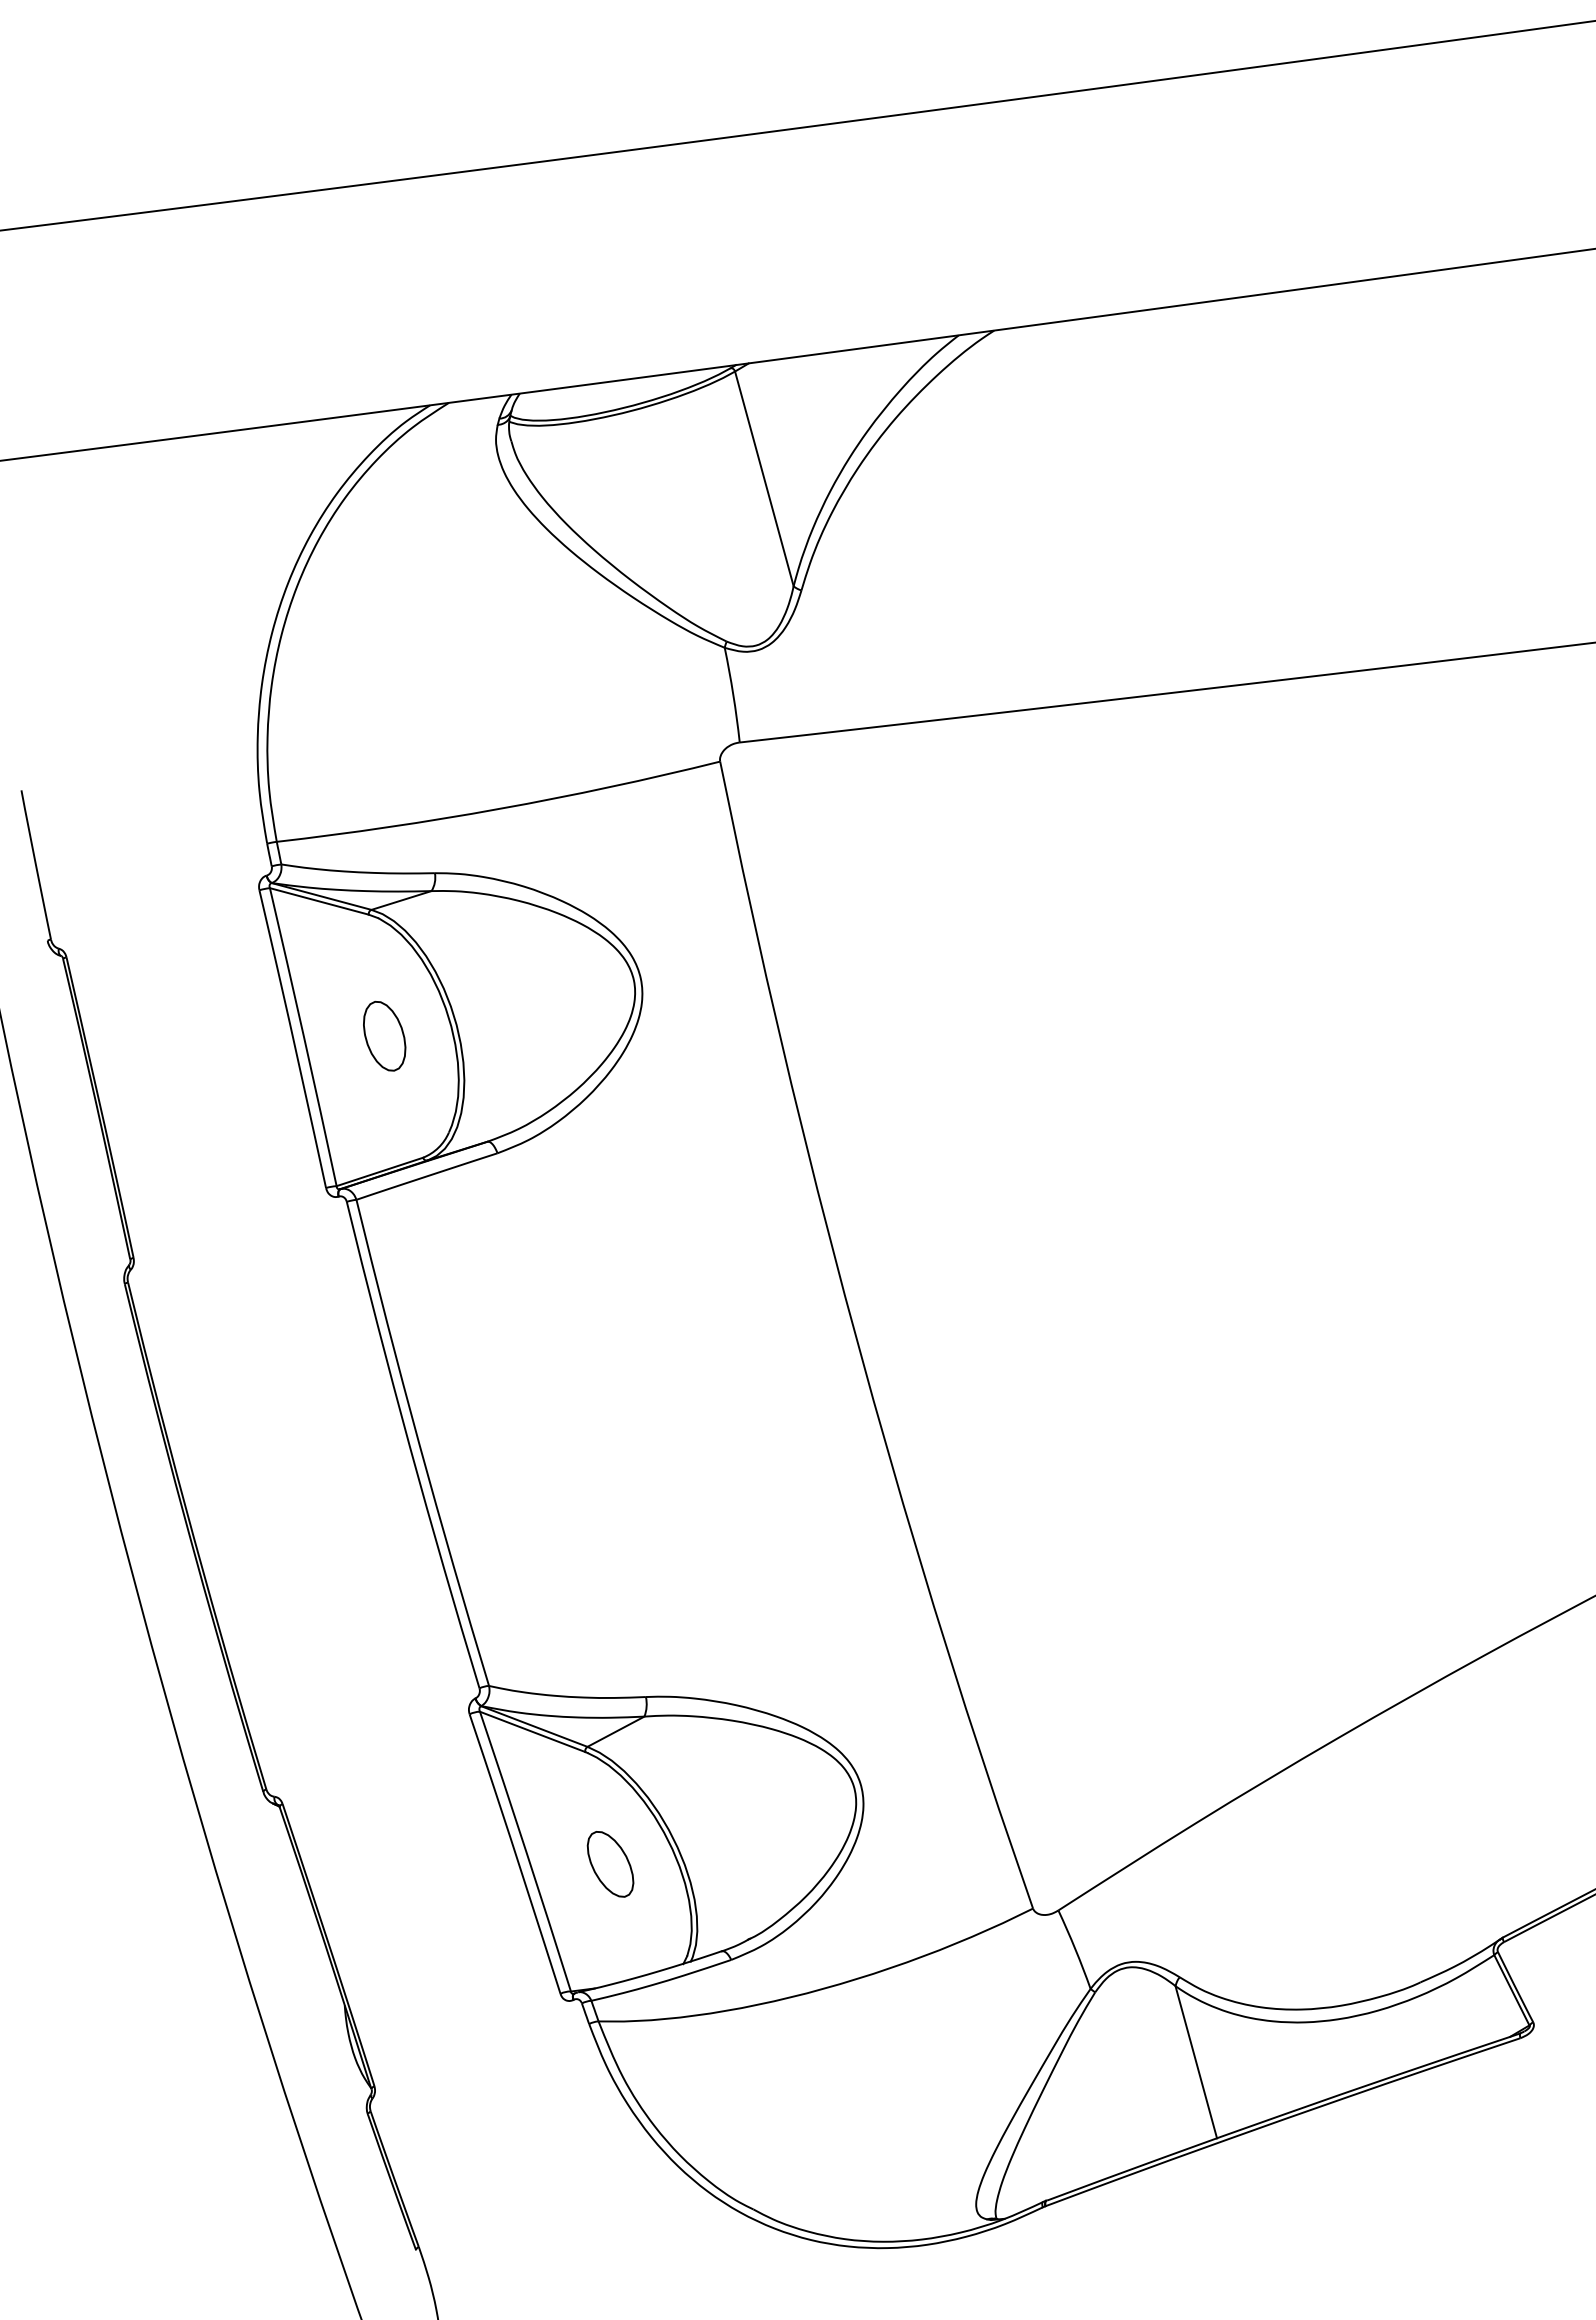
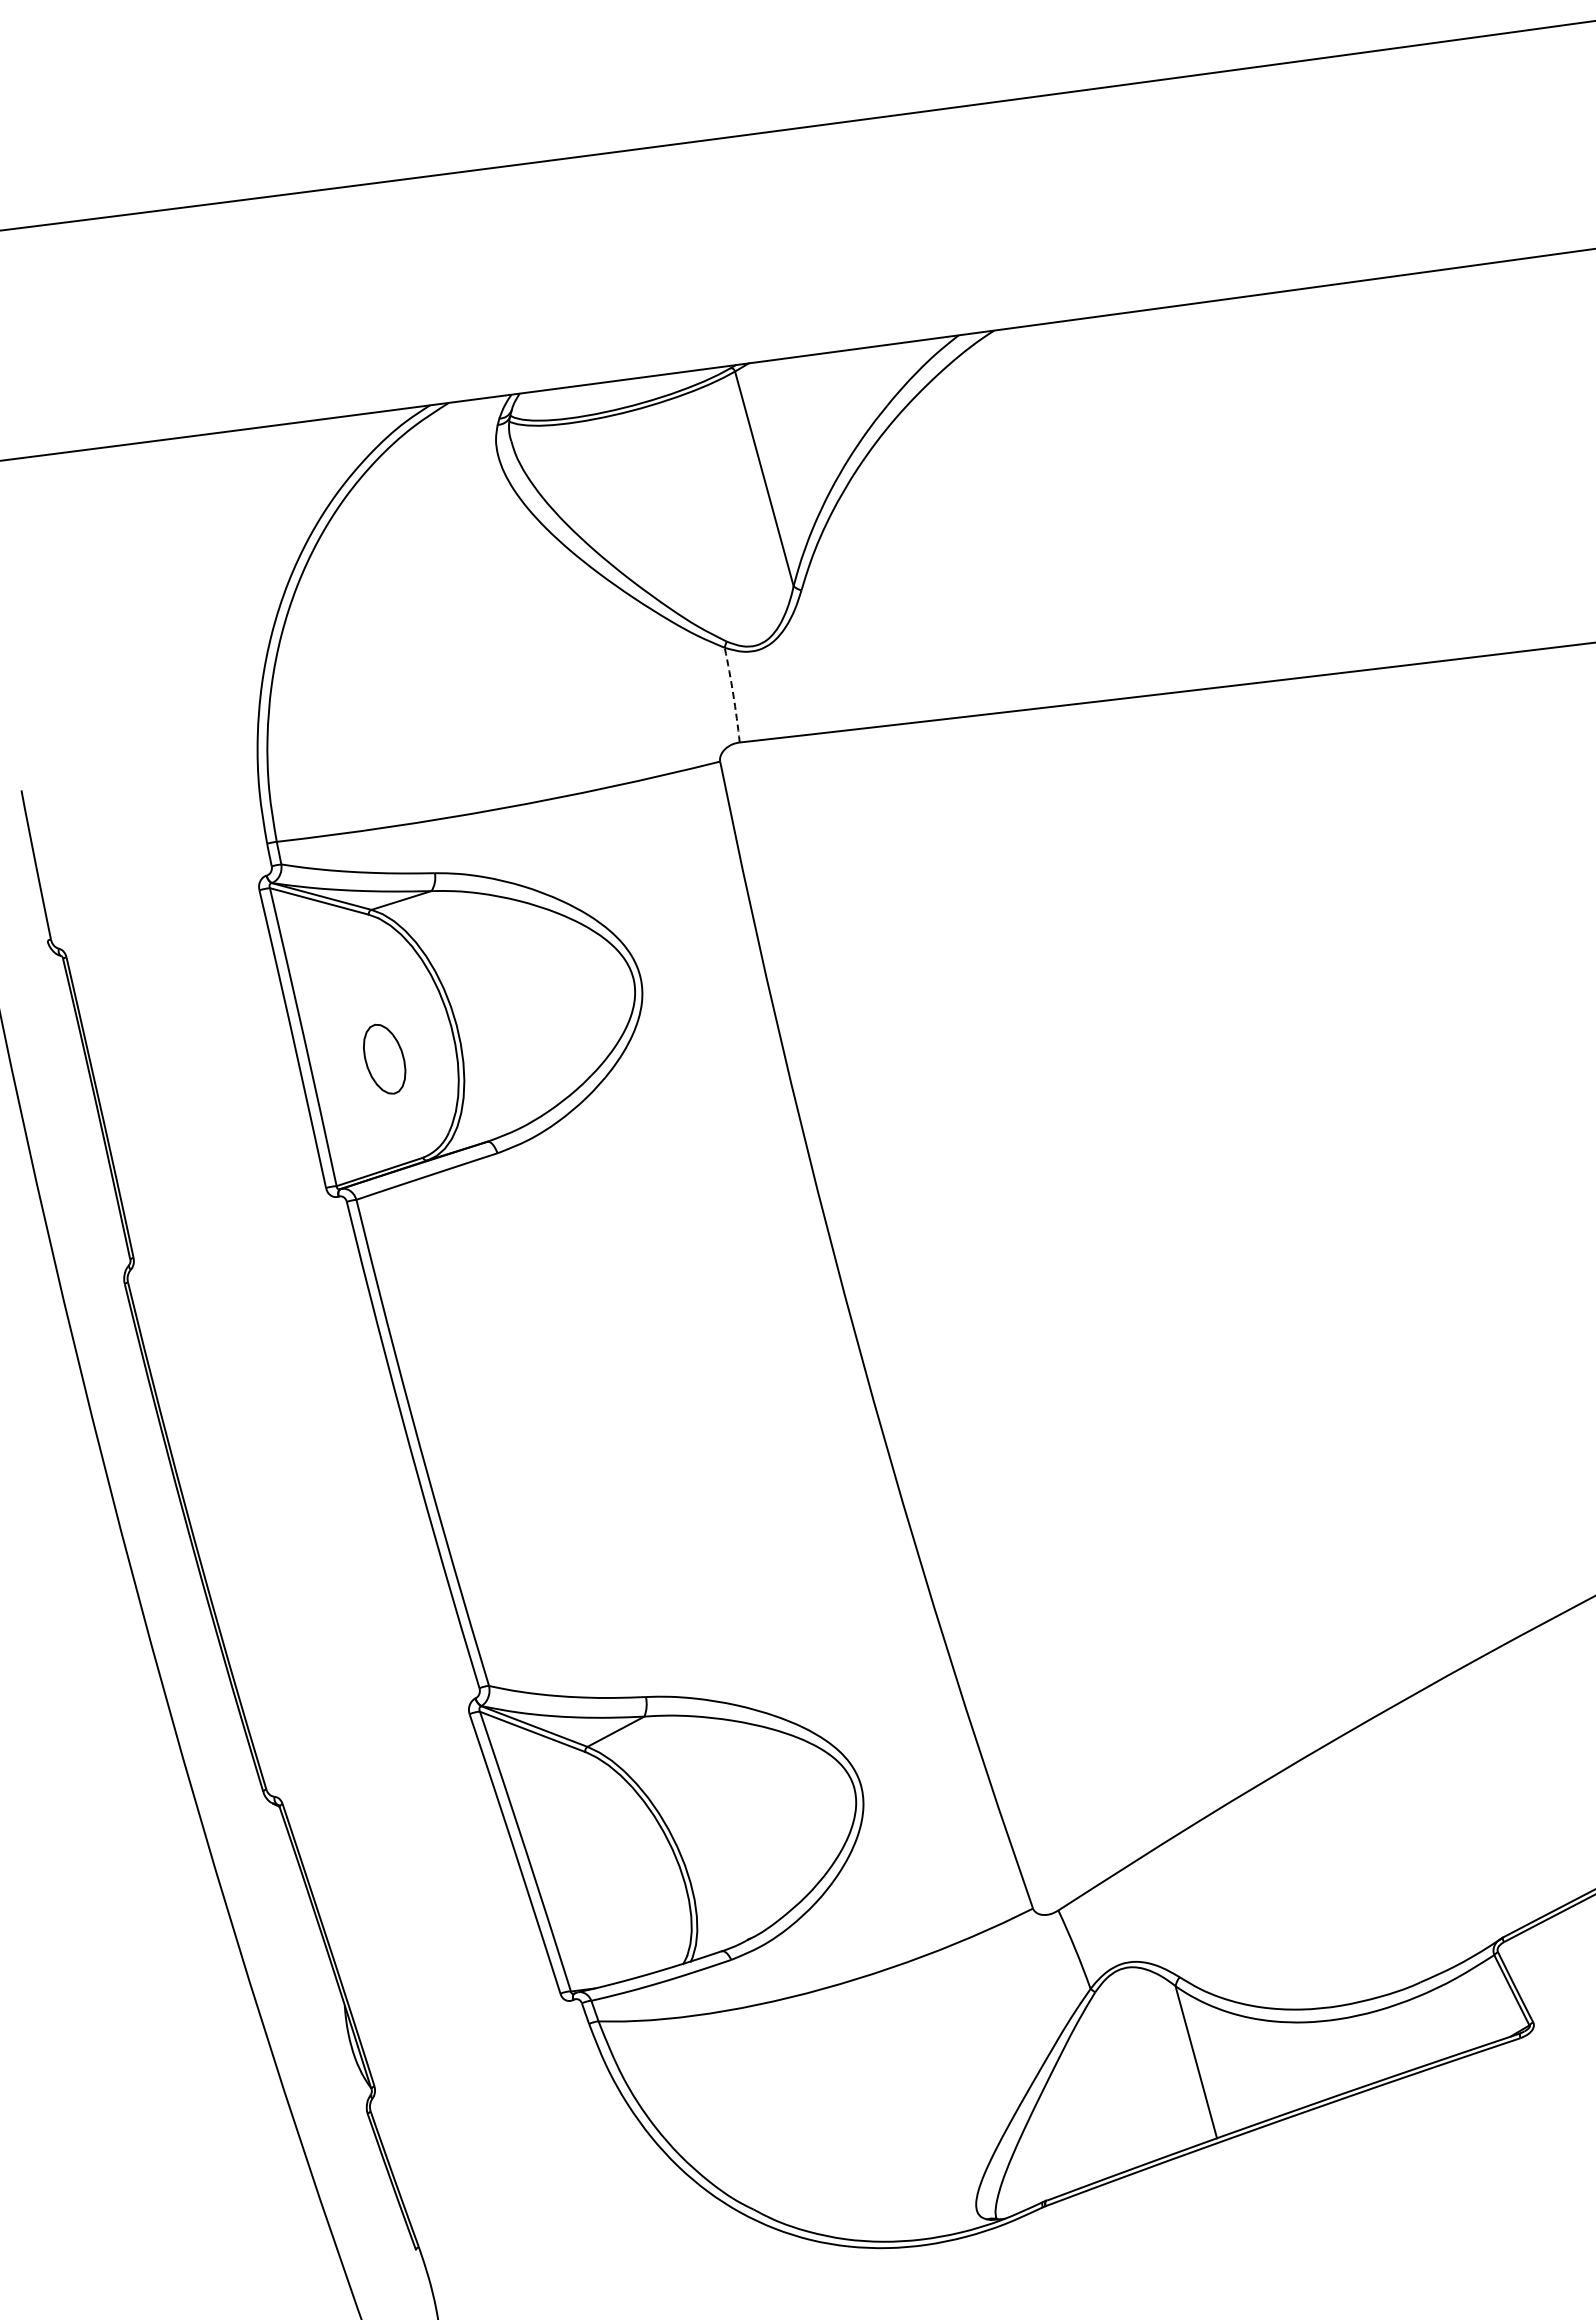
arc: solid -> dashed (733, 694)
part position: (384, 1035) -> (384, 1058) (384, 1058)
part: present -> none (610, 1864)
